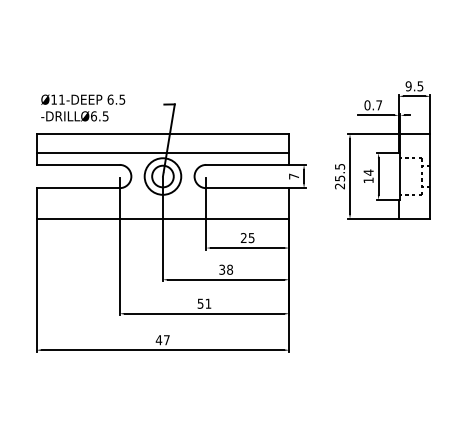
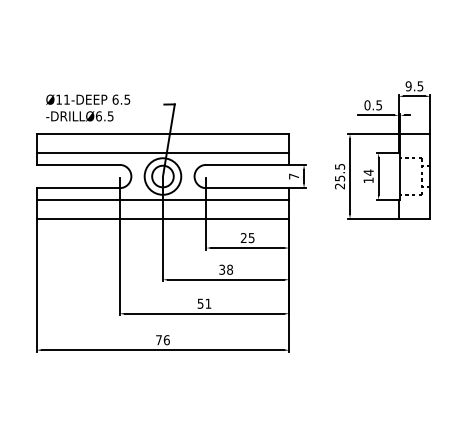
text: 0.7 -> 0.5 (378, 105)
text position: (83, 107) -> (88, 107) (88, 107)
line: none -> present (162, 199)
text: 47 -> 76 (162, 340)
